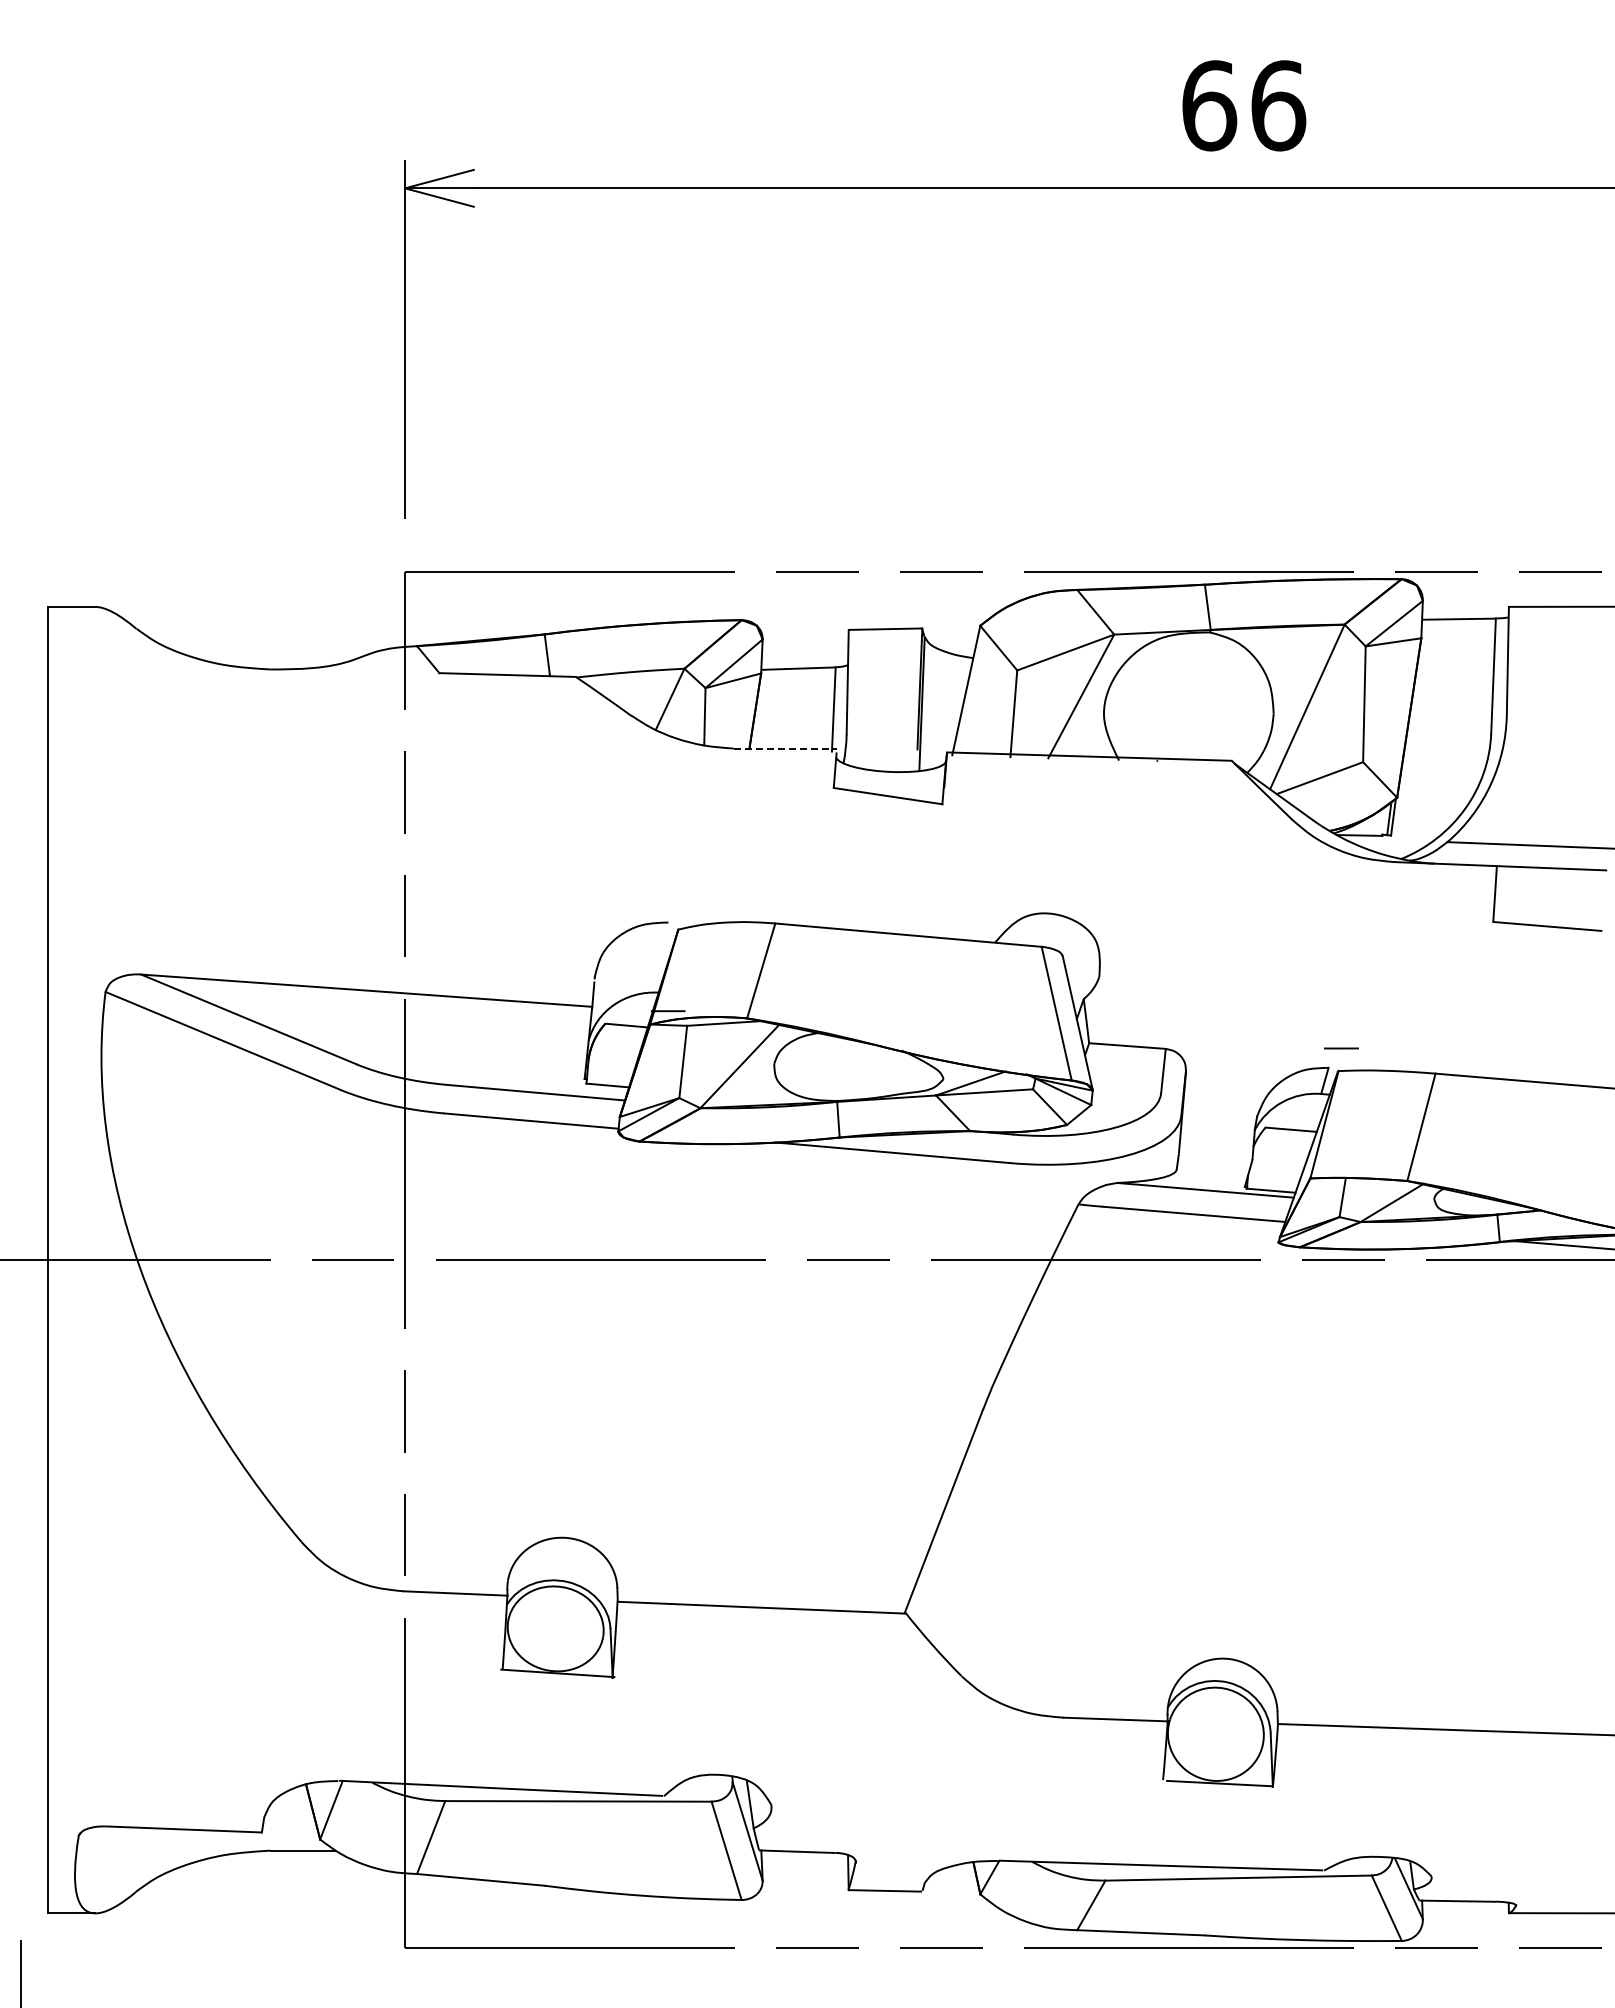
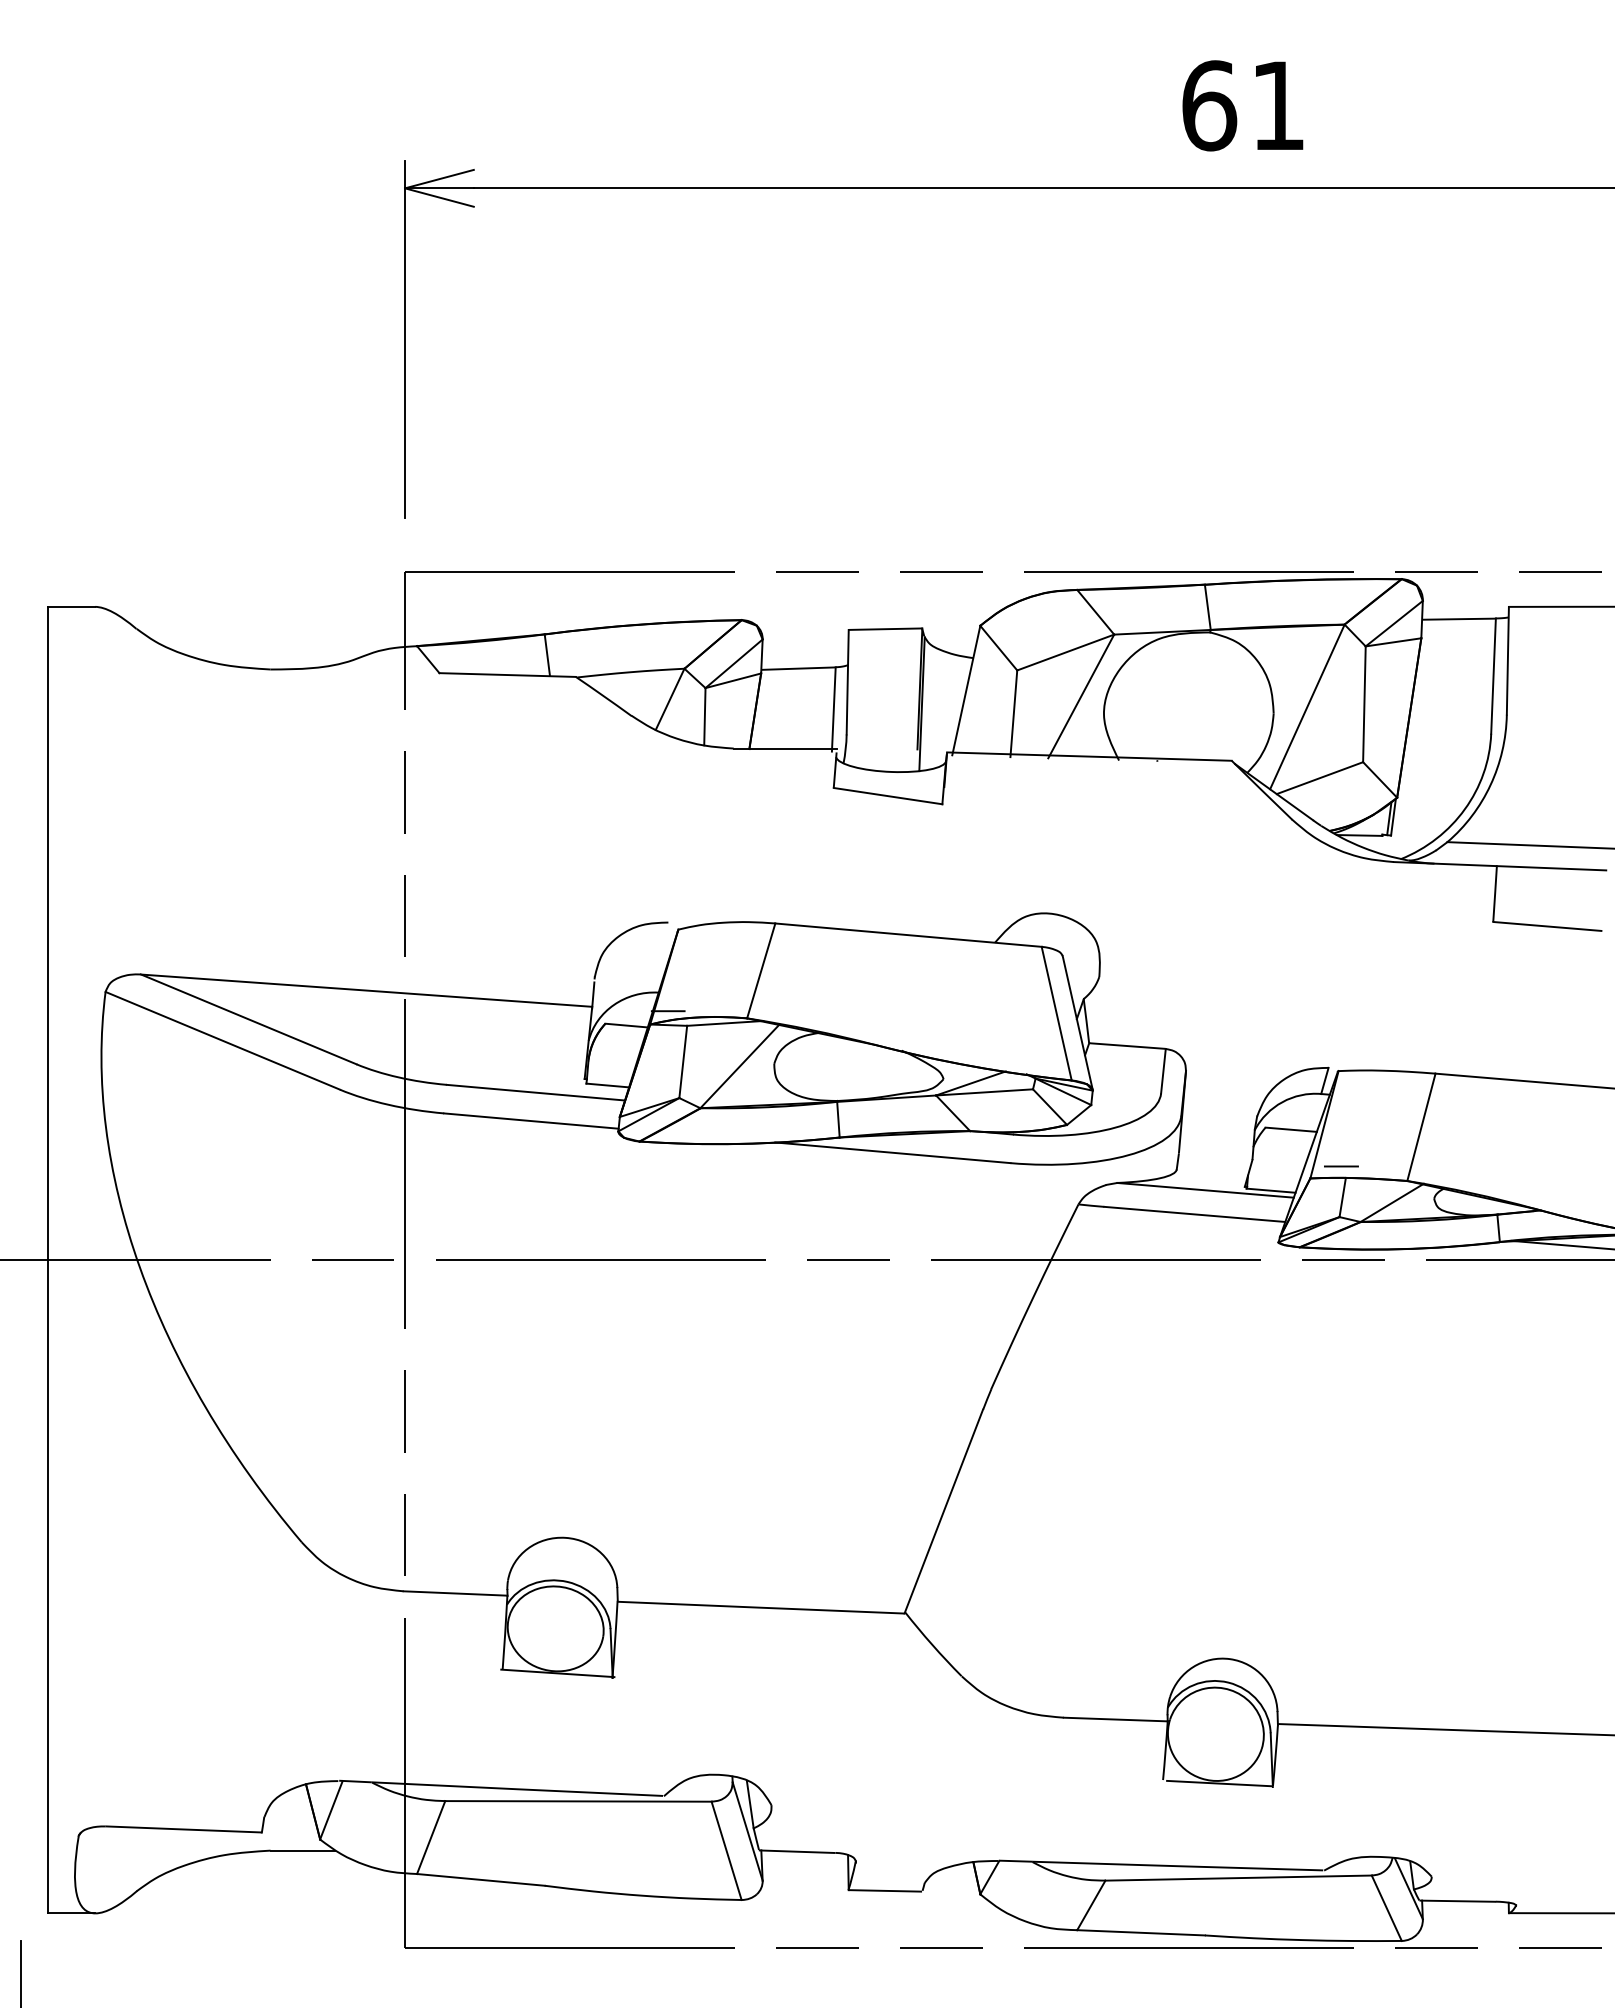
text: 66 -> 61 (1278, 105)
line: dashed -> solid (785, 748)
line position: (1341, 1048) -> (1341, 1166) (1341, 1166)
